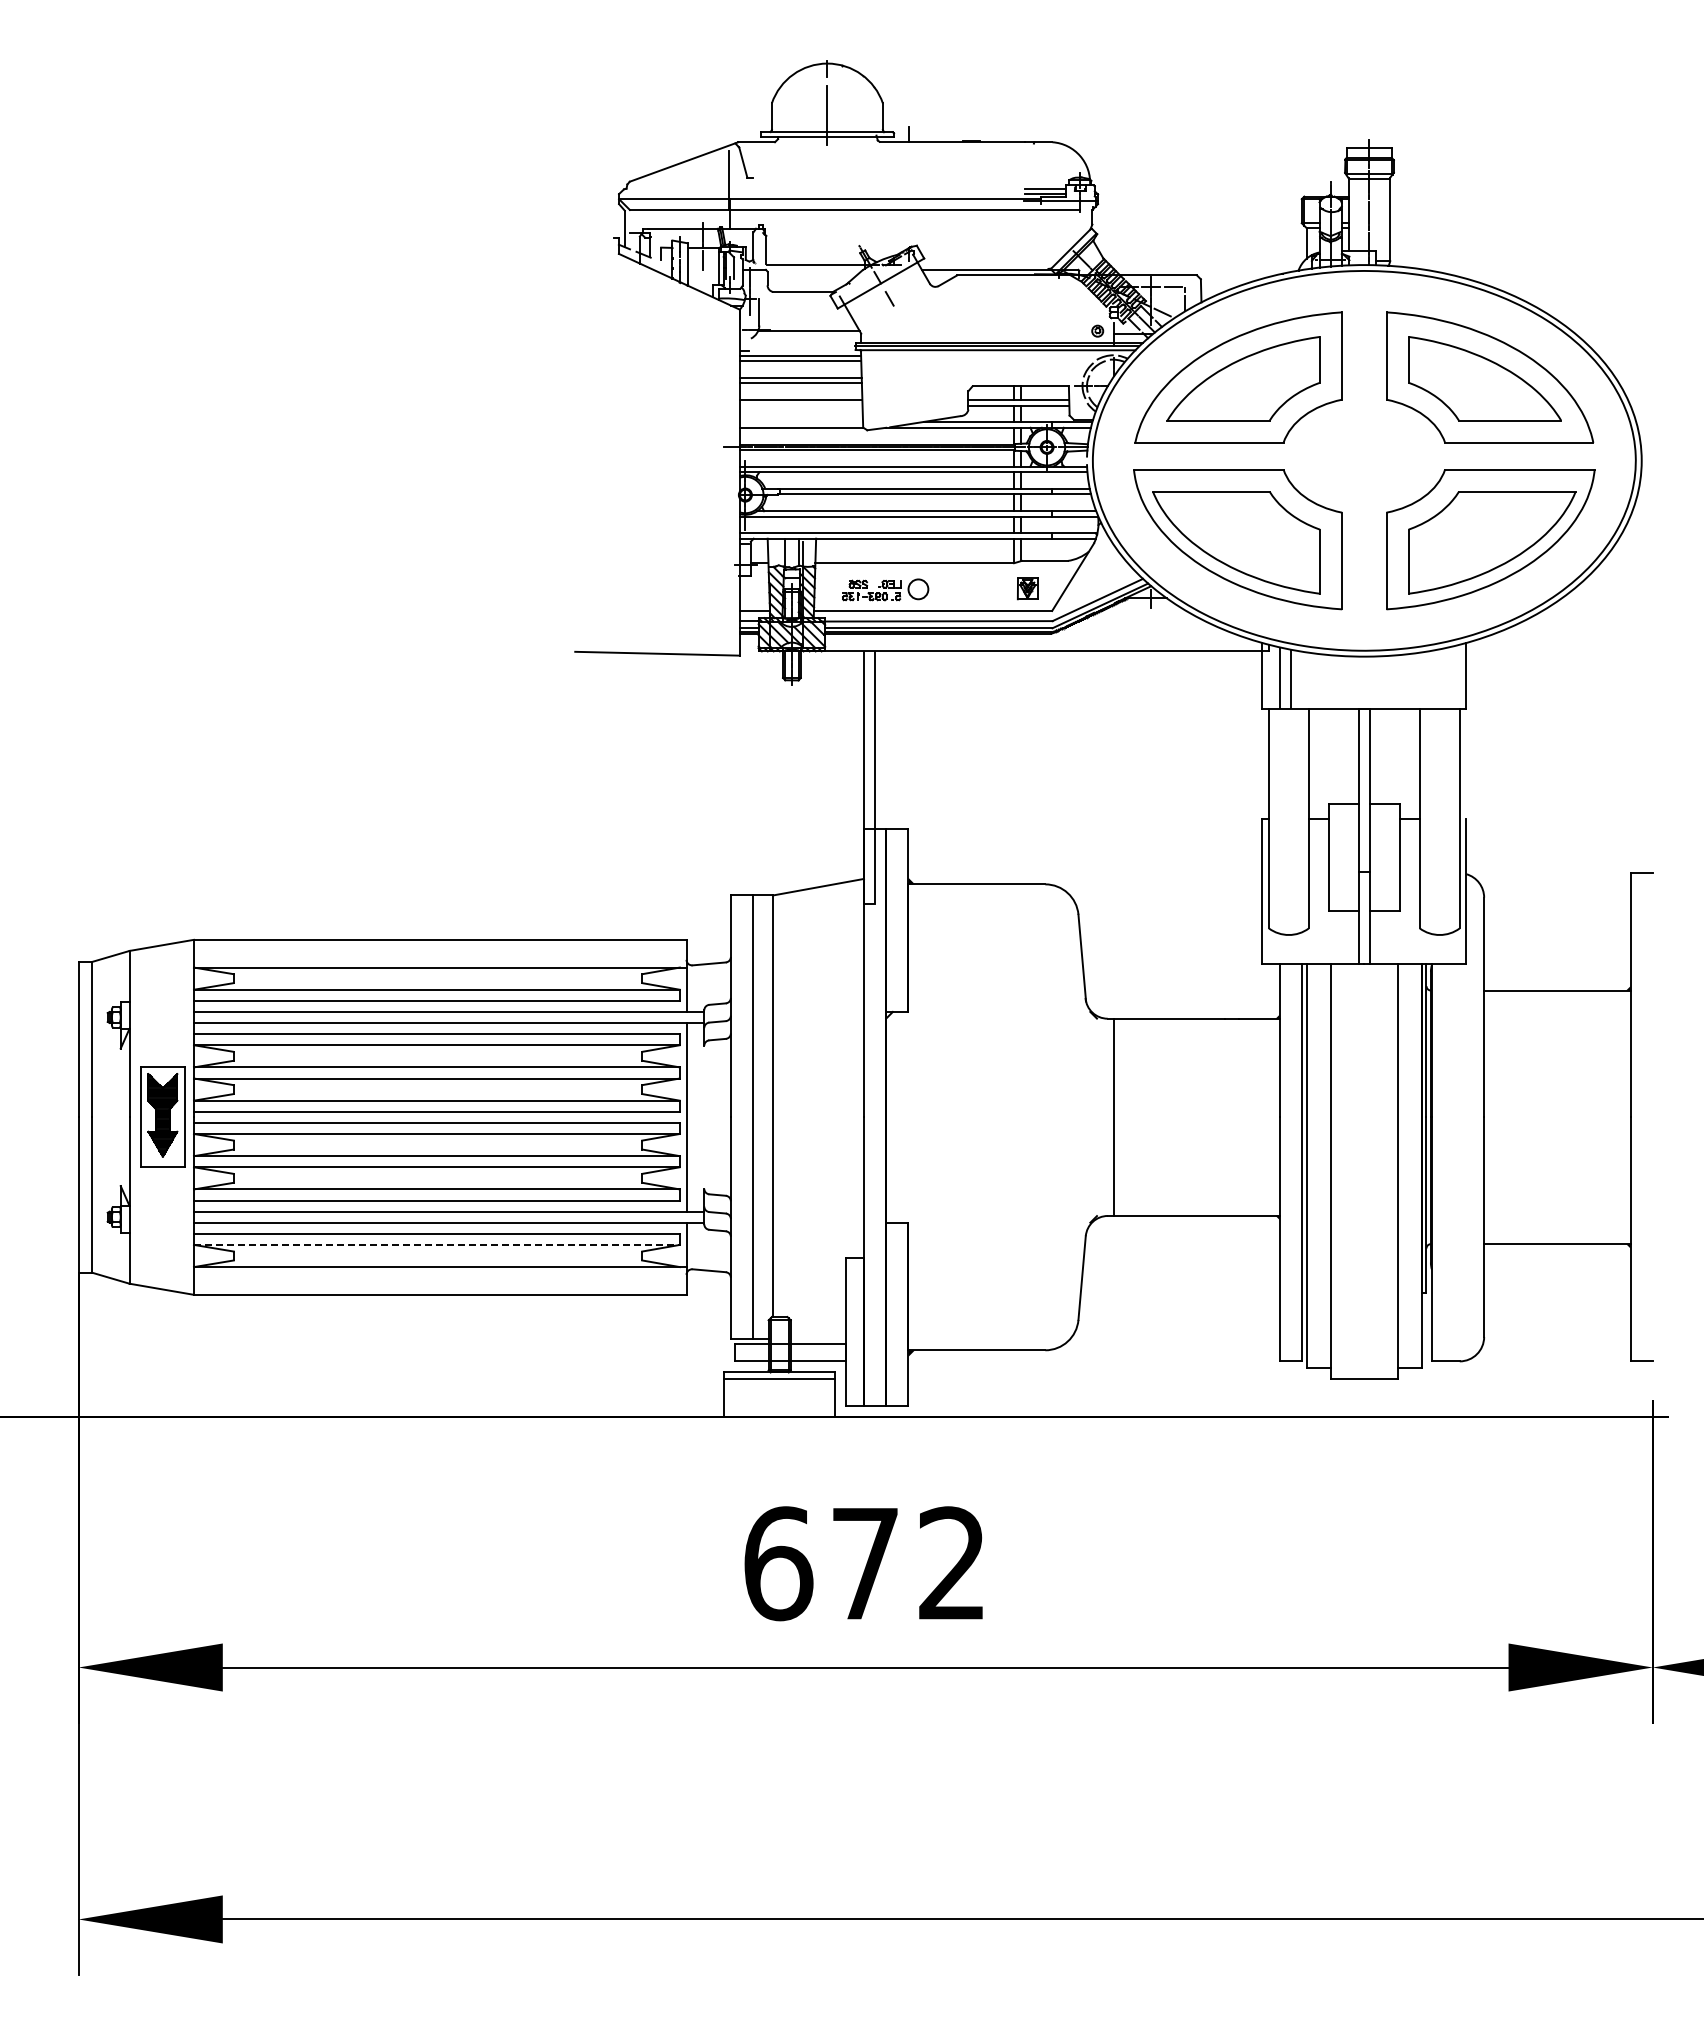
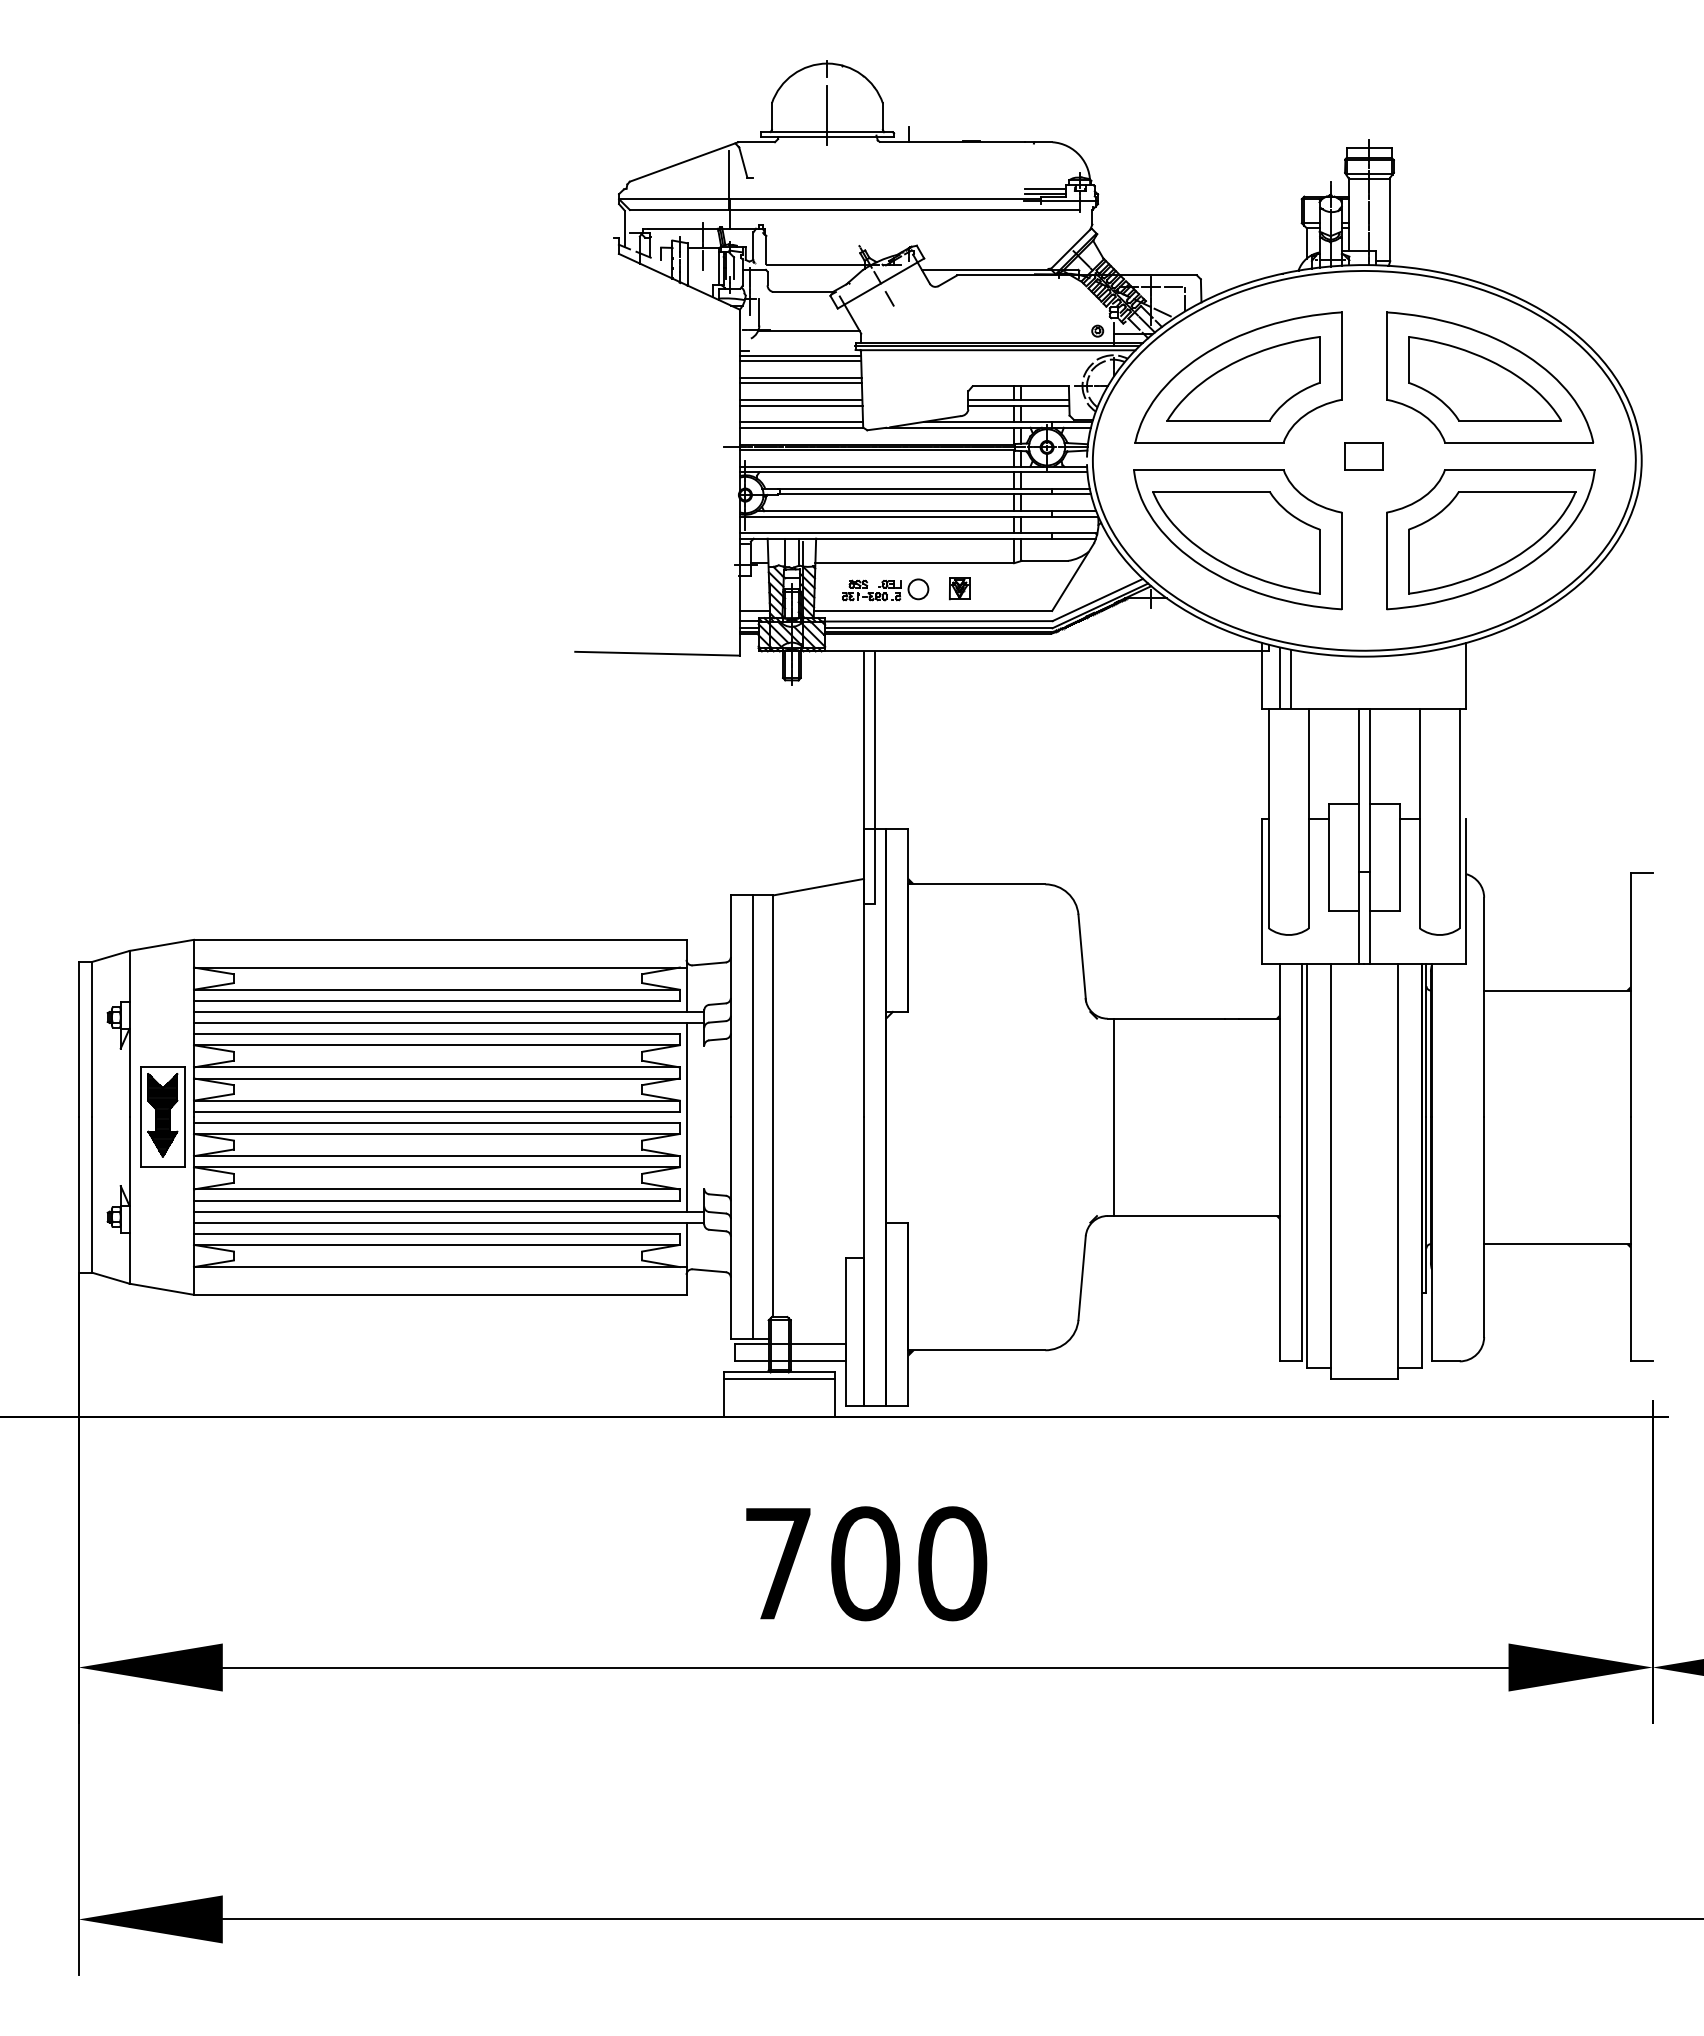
line: none -> present (800, 405)
line: none -> present (801, 422)
part: none -> present (1363, 456)
part position: (1027, 588) -> (959, 588) (959, 588)
line: dashed -> solid (436, 1244)
text: 672 -> 700 (865, 1563)
